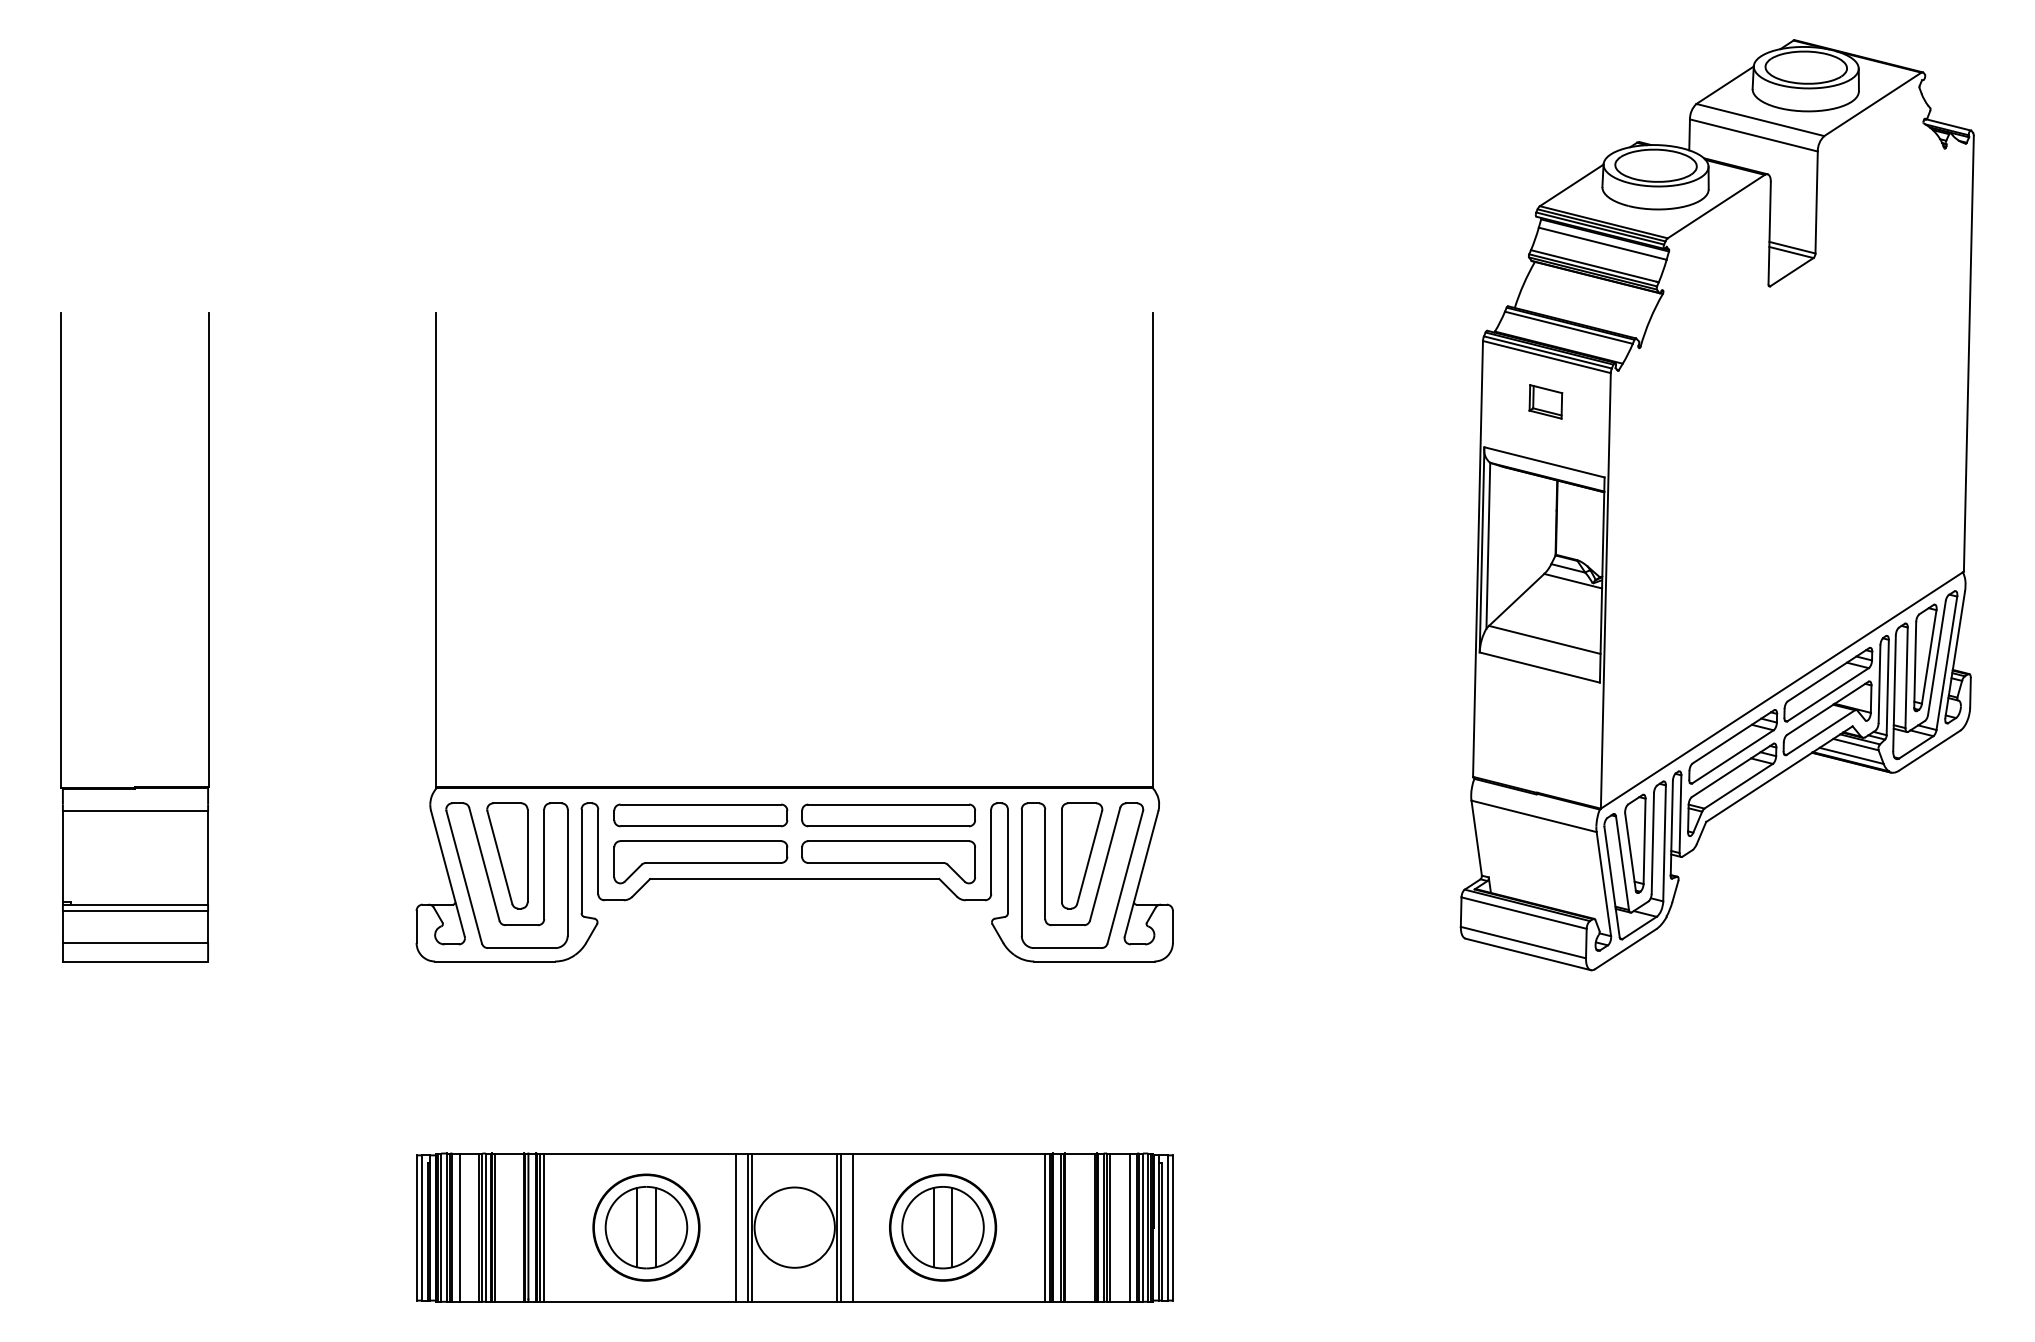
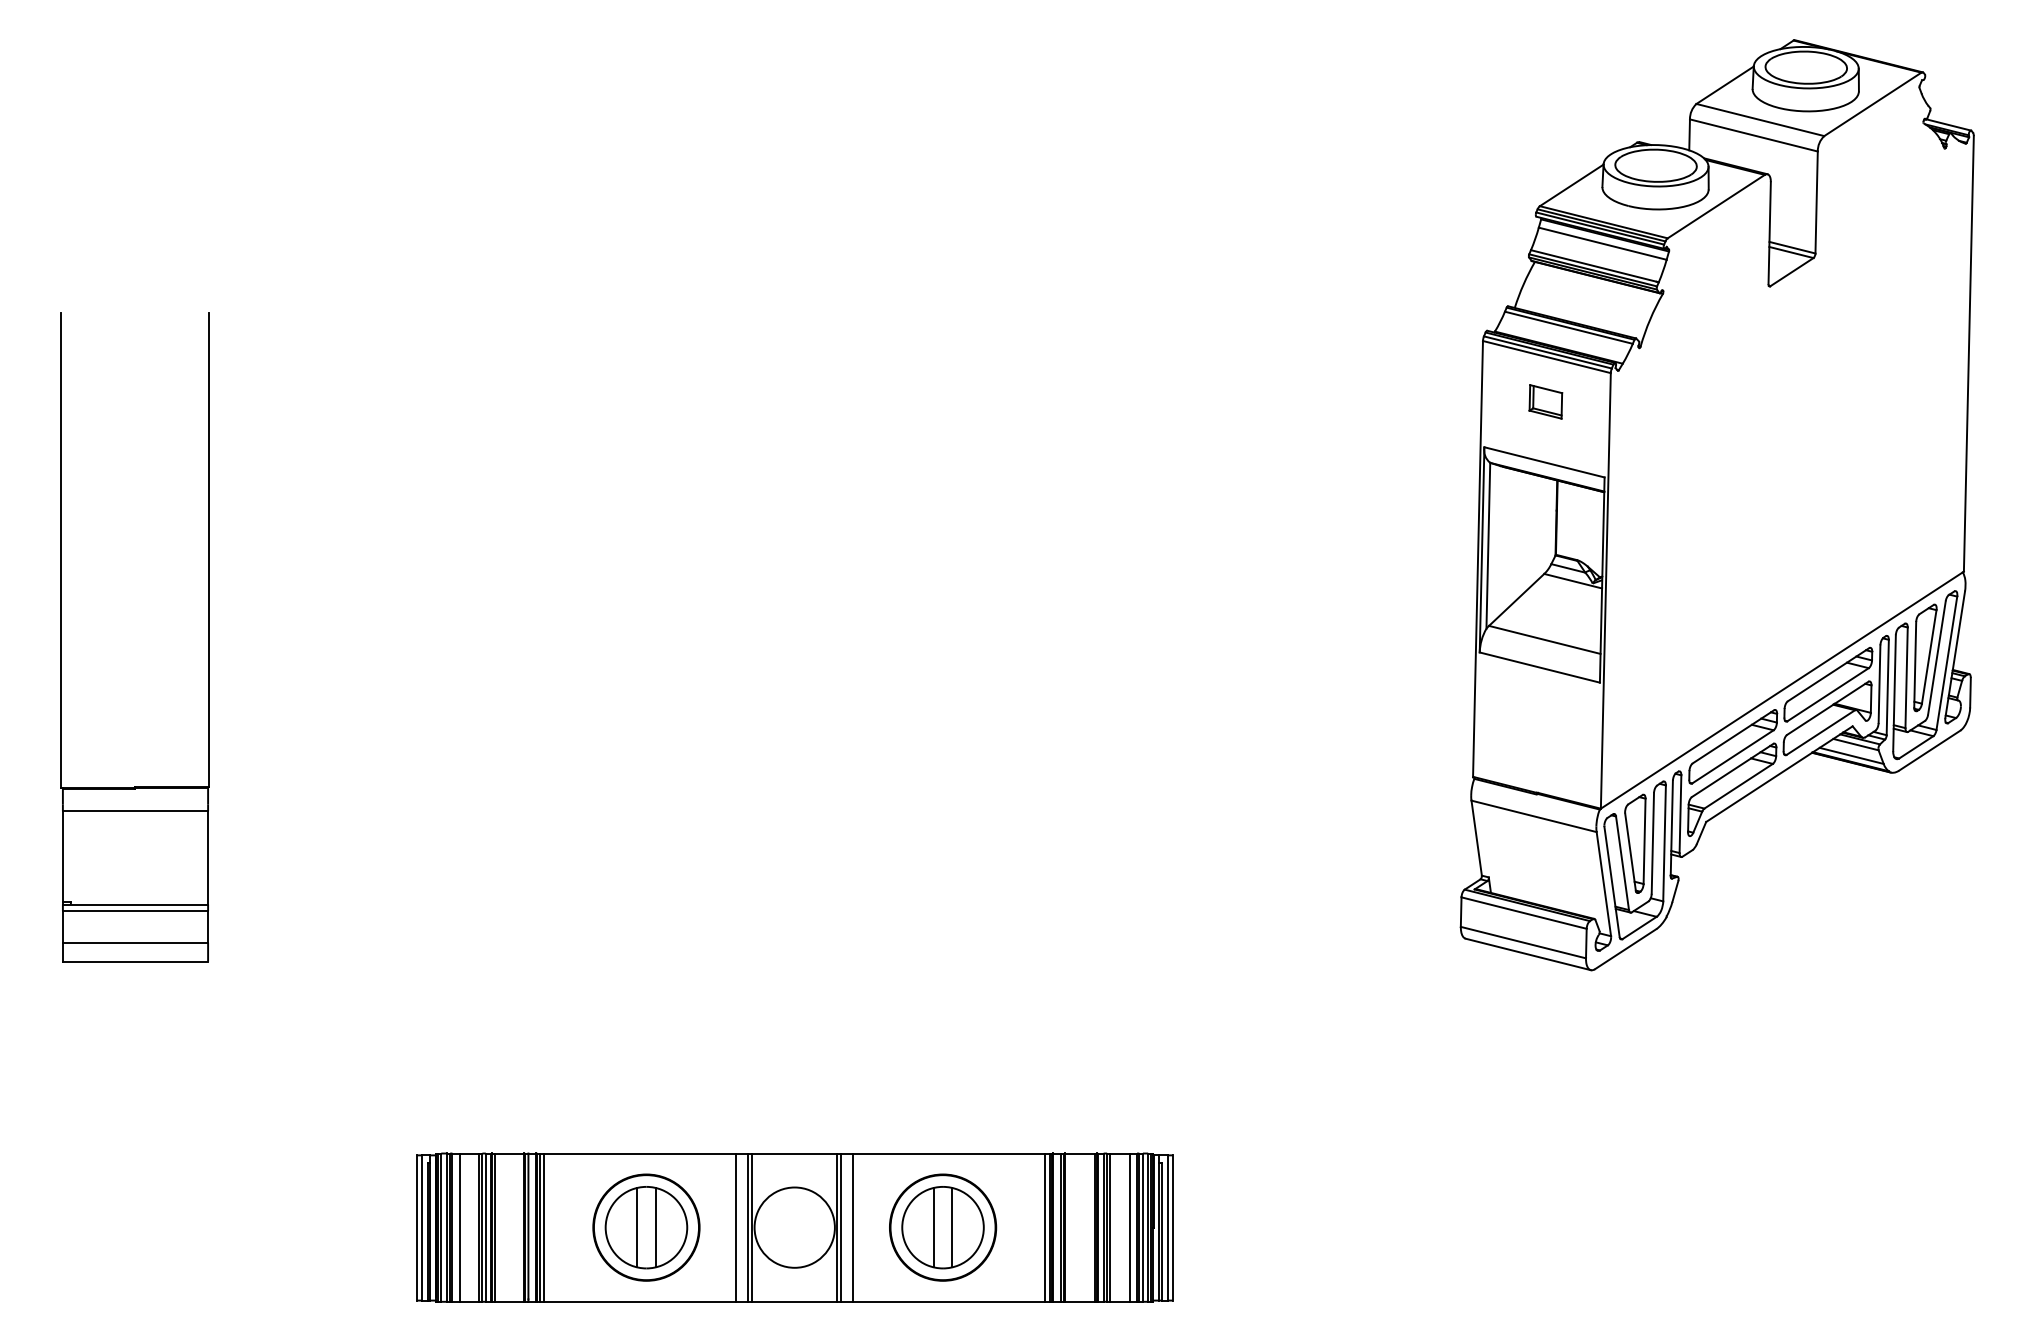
part: present -> none (794, 786)
